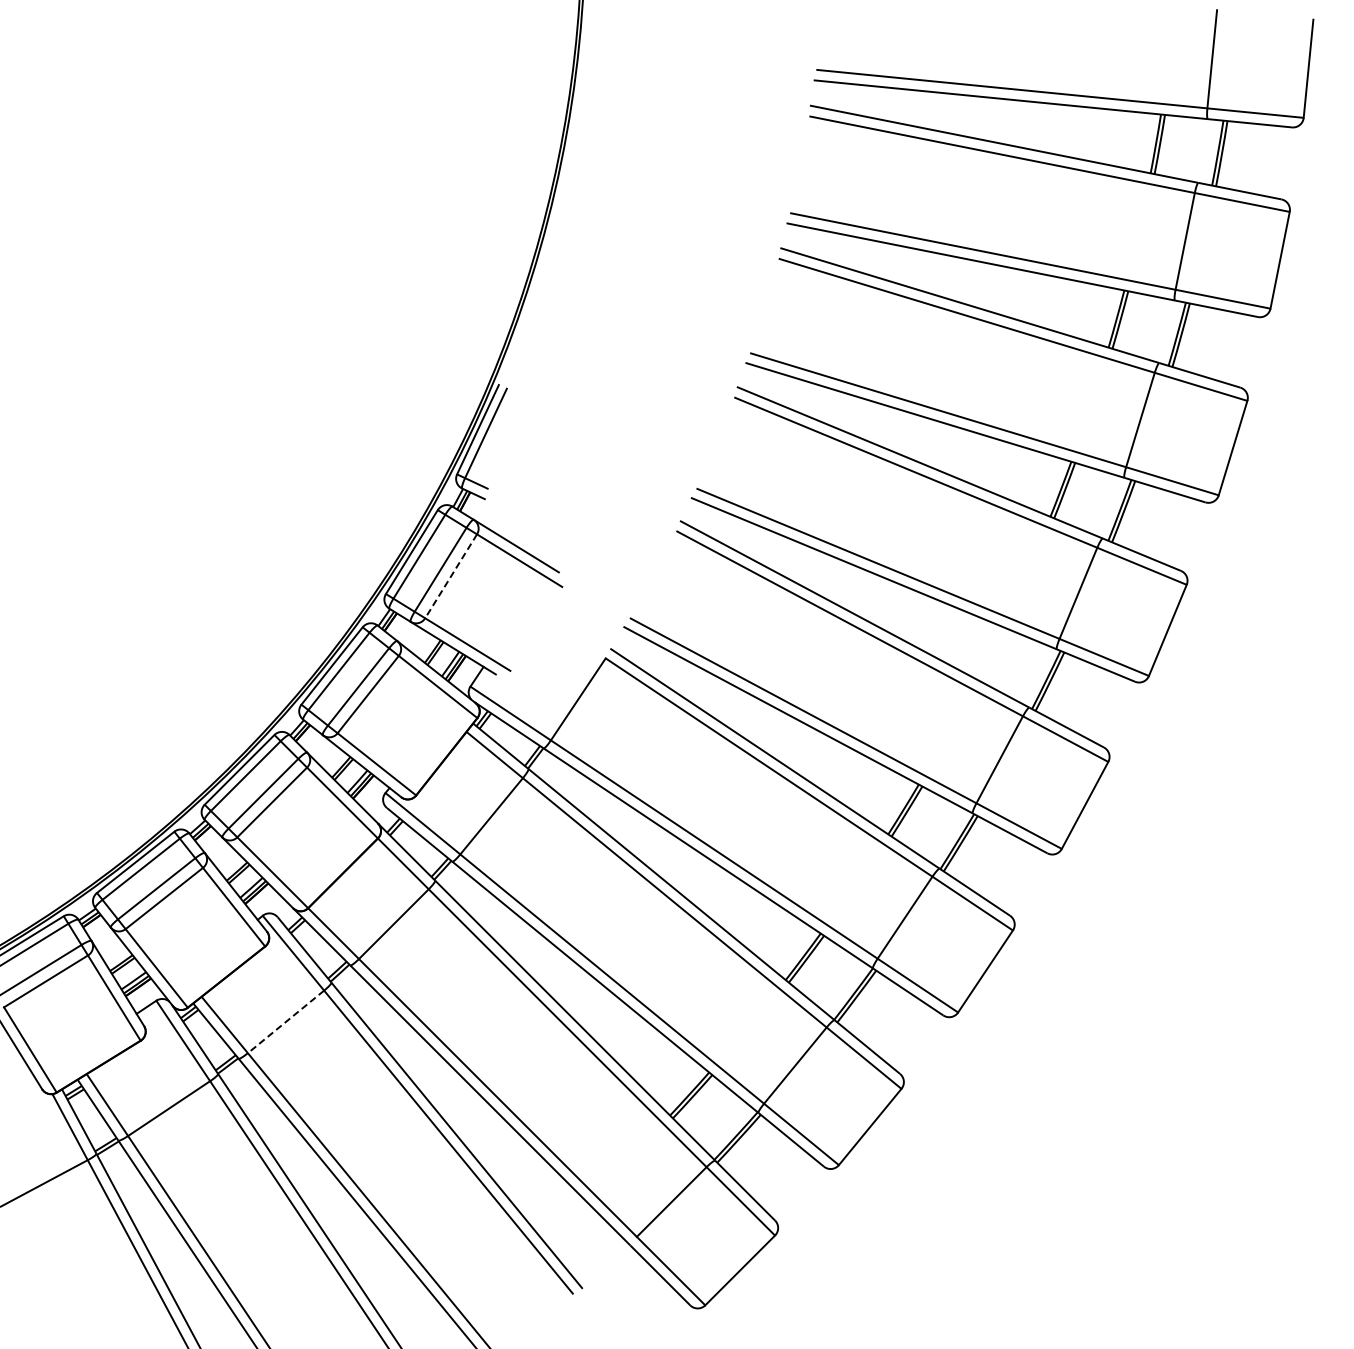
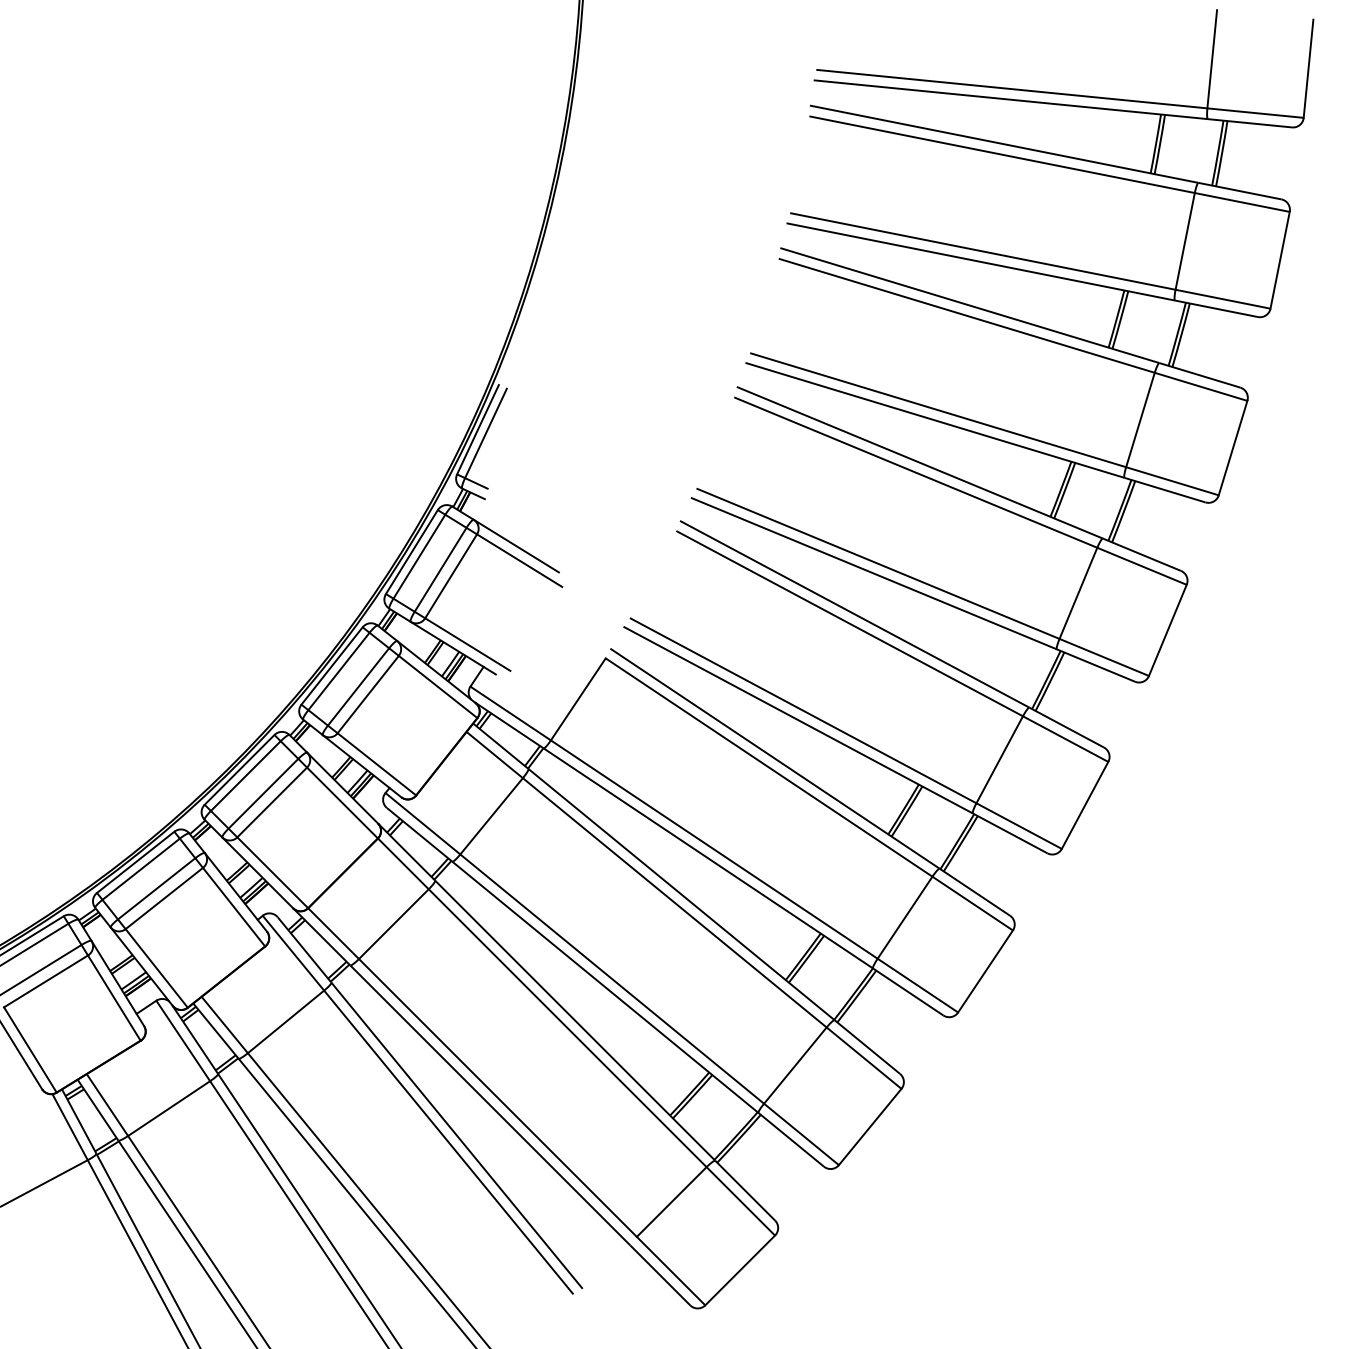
line: dashed -> solid (450, 576)
line: dashed -> solid (285, 1022)
